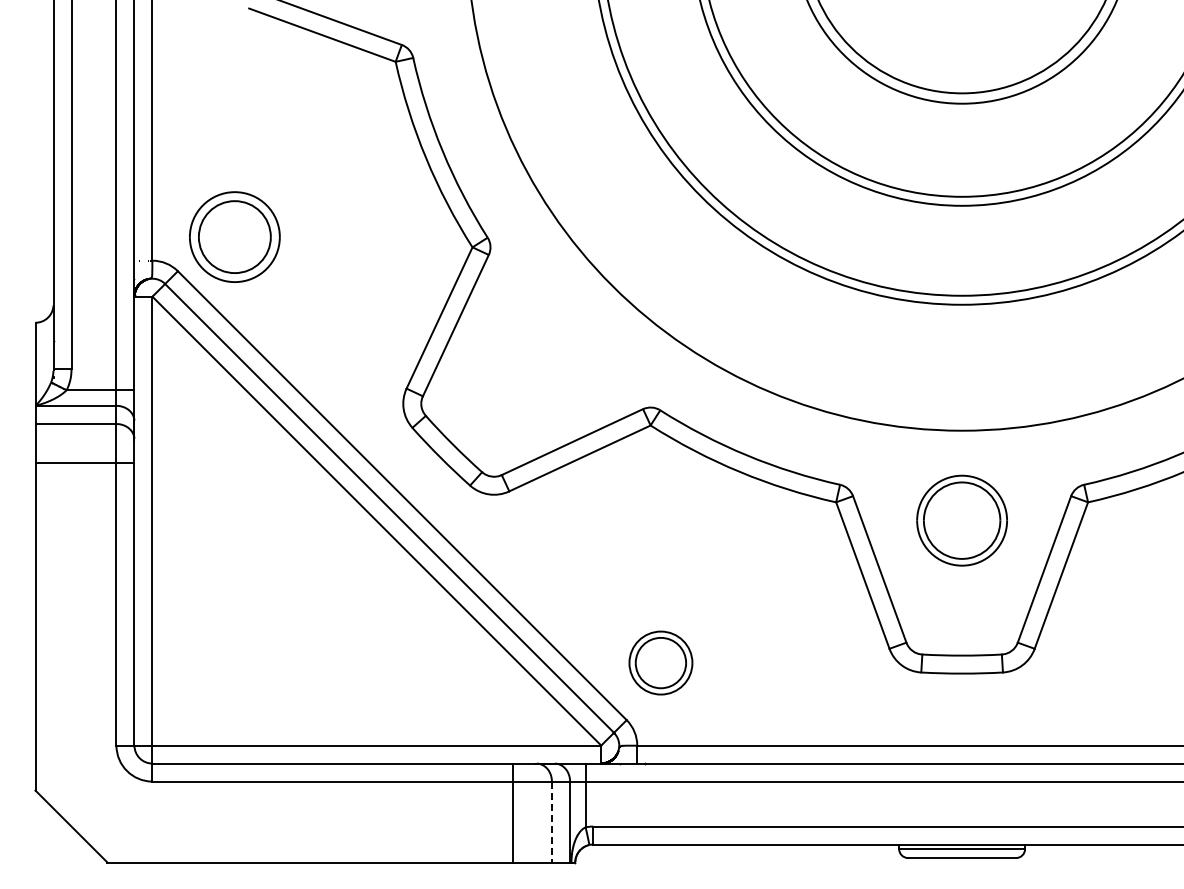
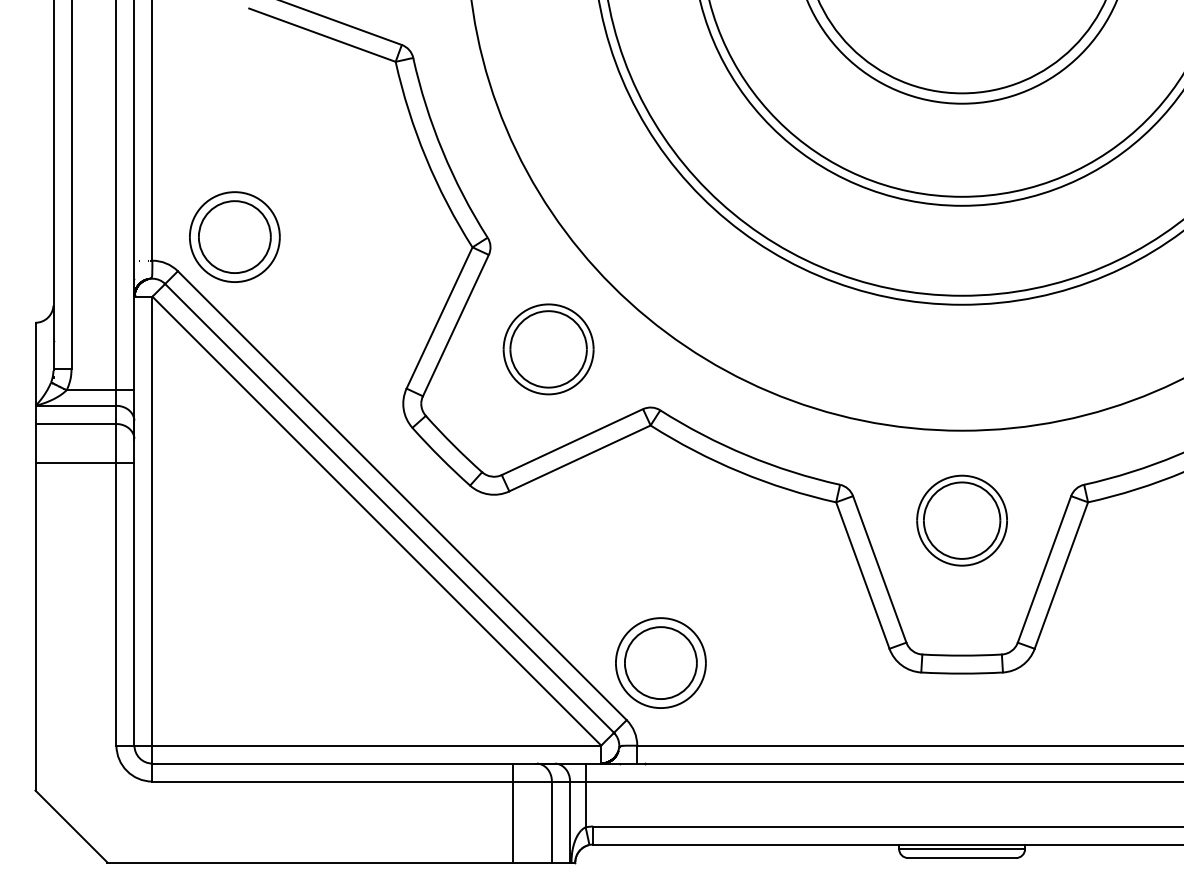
part: none -> present (548, 349)
part size: 66x66 px -> 92x92 px (660, 662)
line: dashed -> solid (551, 822)
